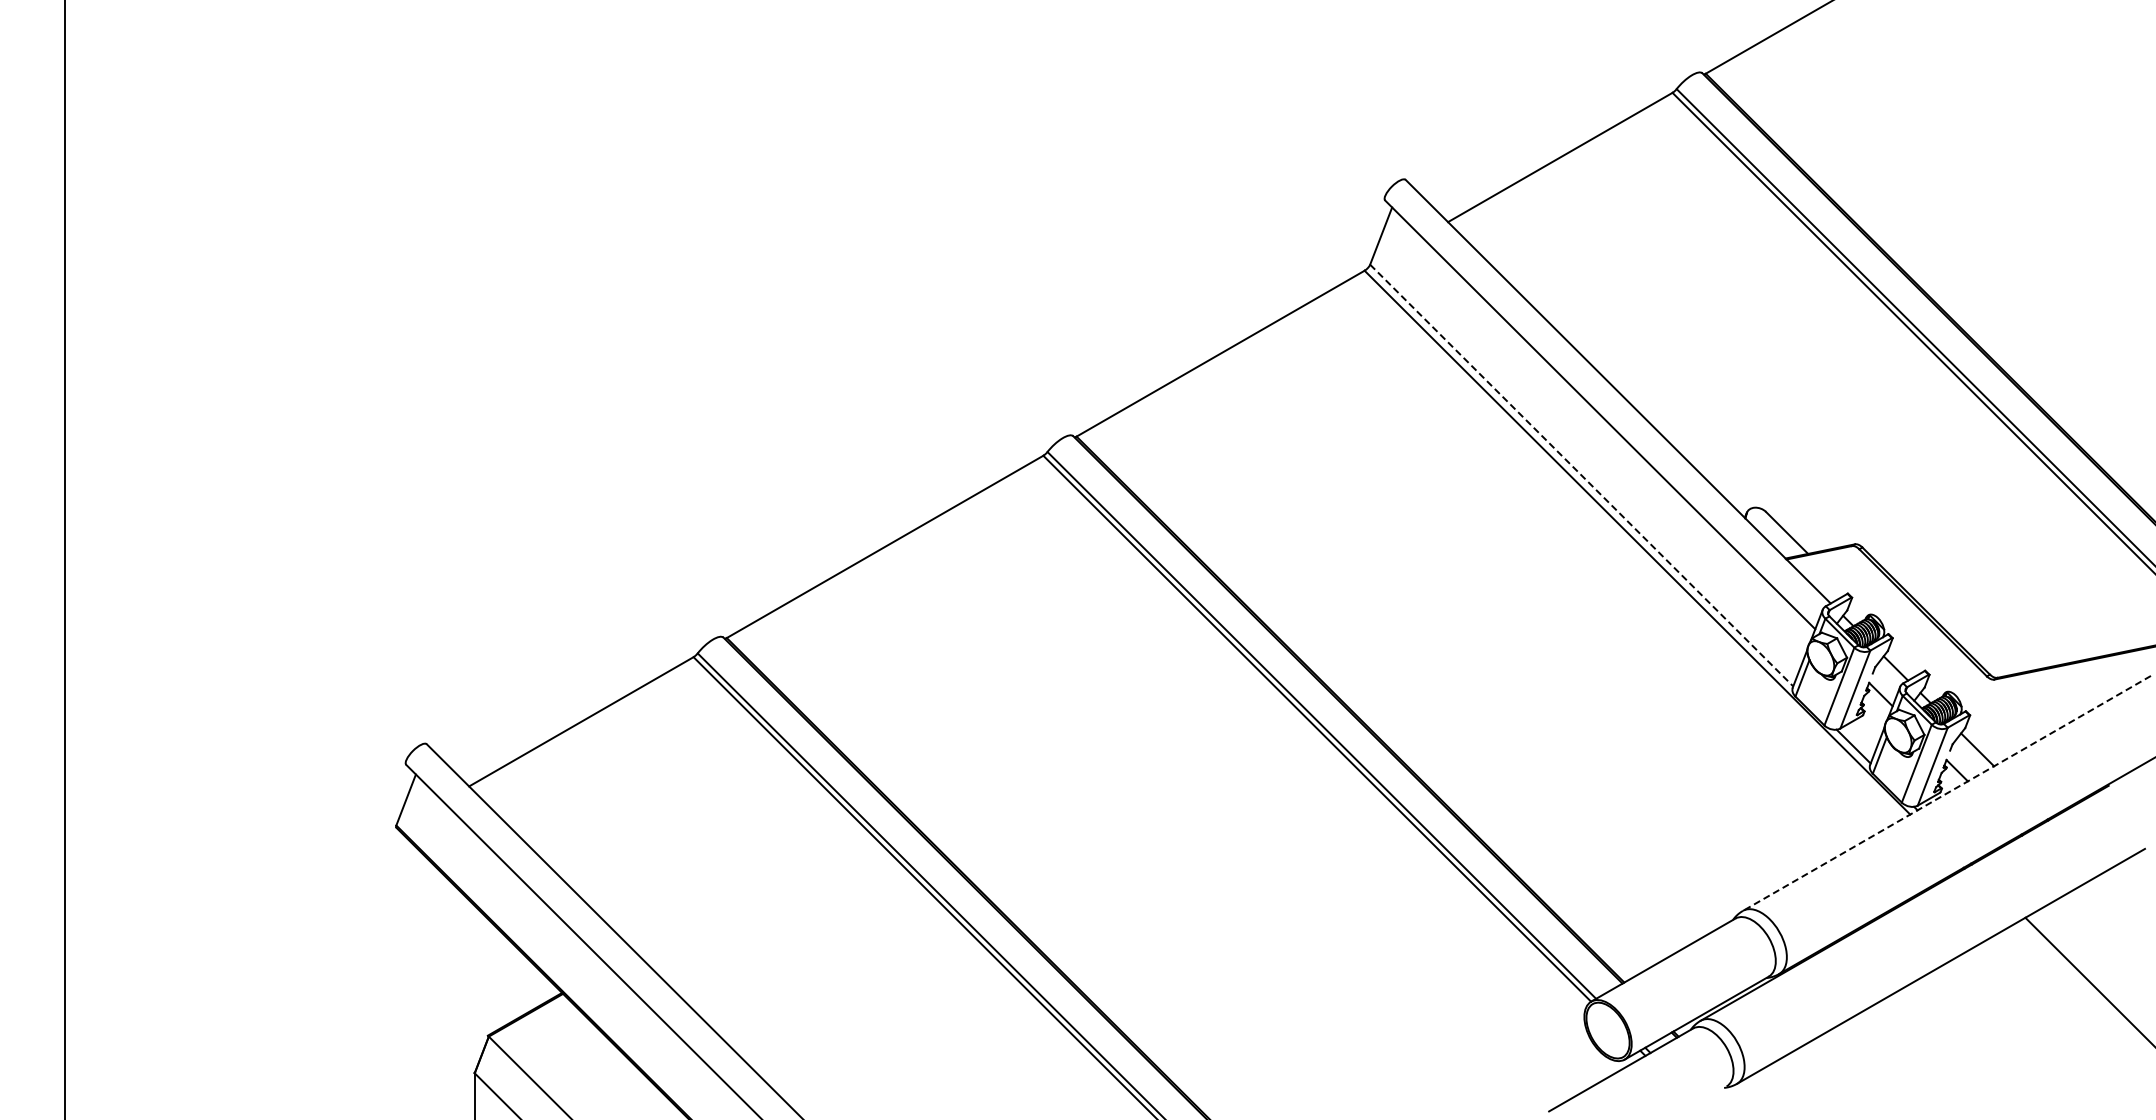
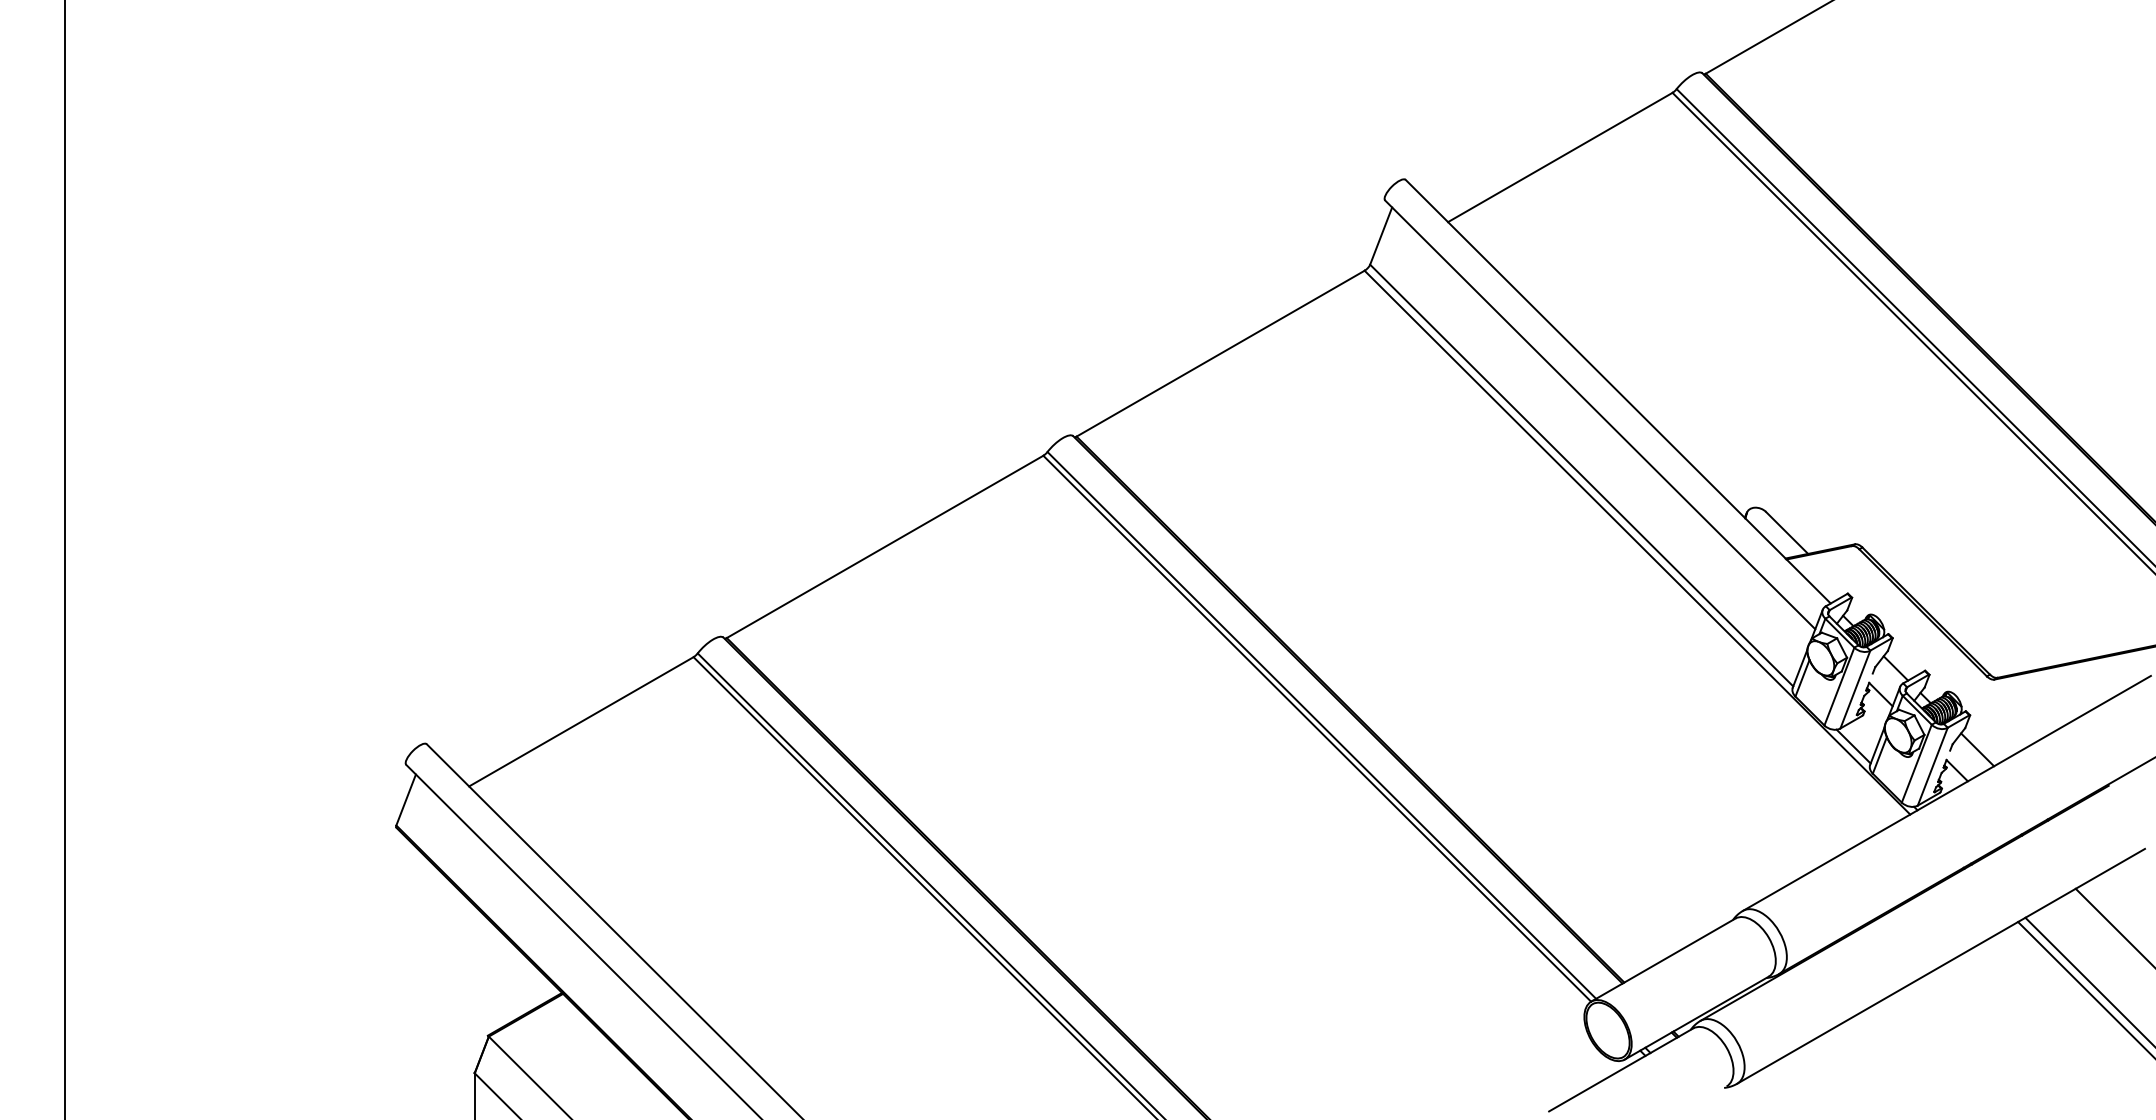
line: dashed -> solid (1581, 475)
line: dashed -> solid (1946, 793)
line: none -> present (2113, 926)
line: none -> present (2085, 988)
